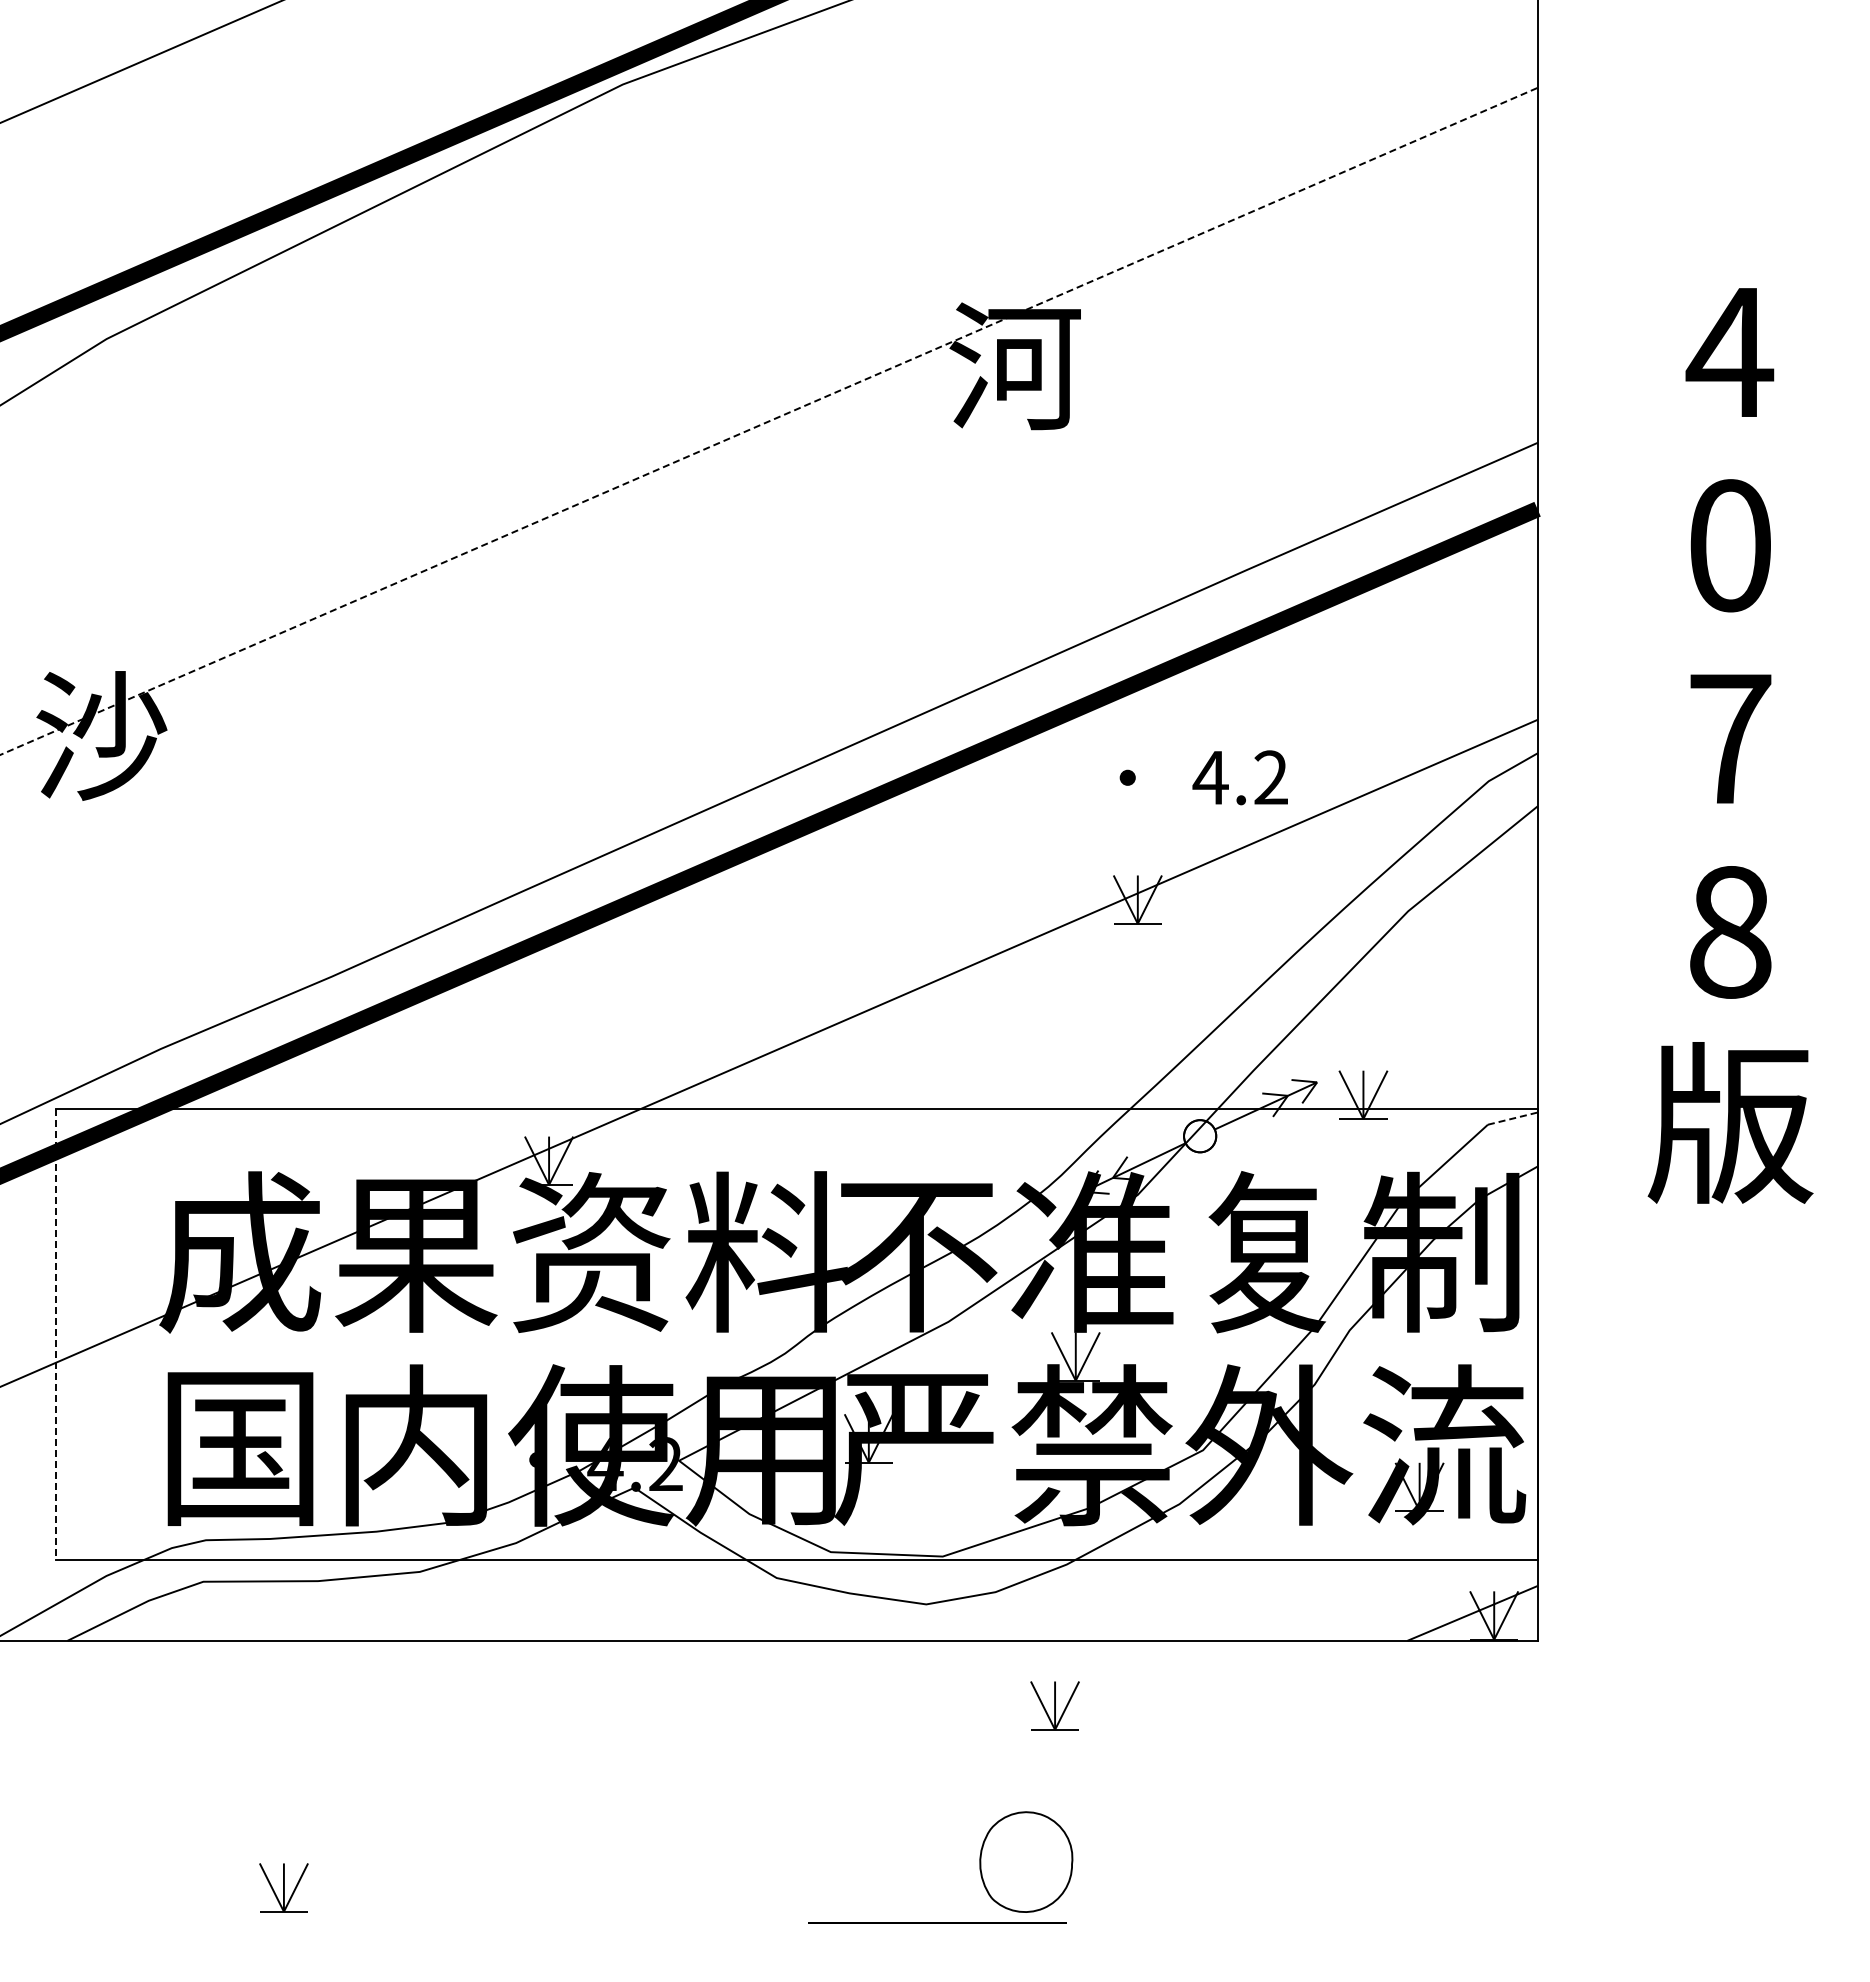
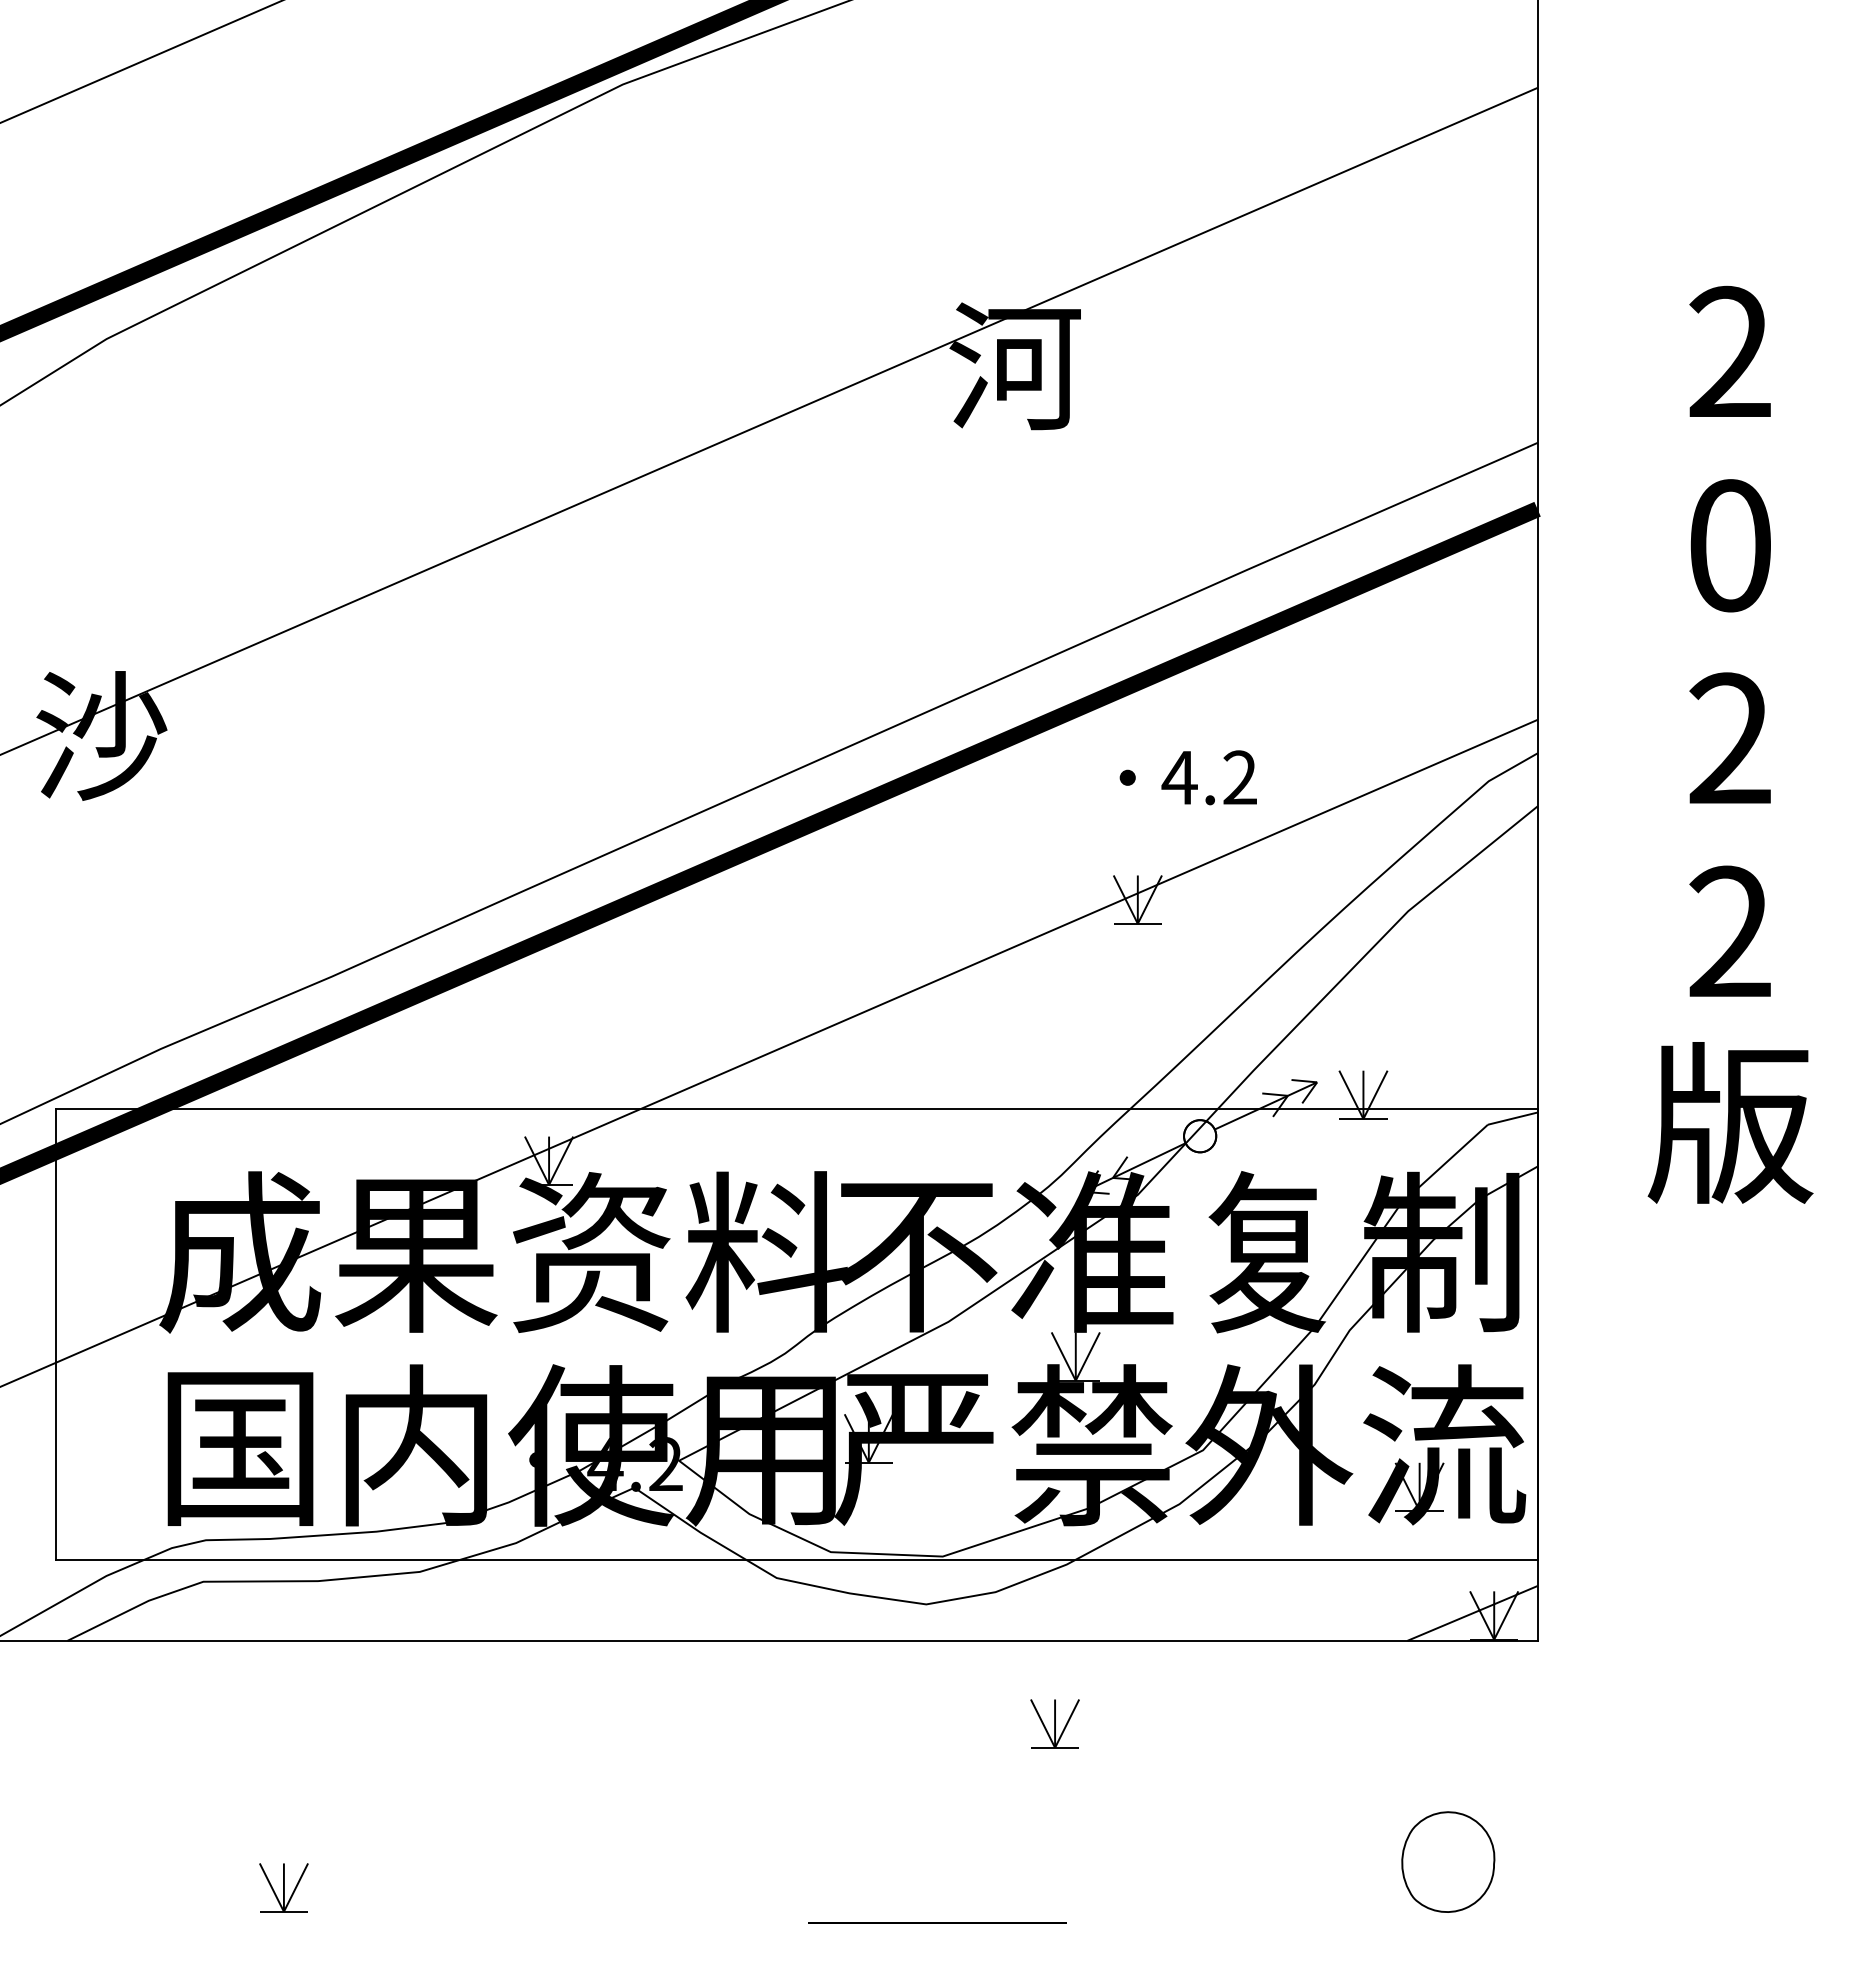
text: 4 -> 2 (1729, 350)
line: dashed -> solid (768, 421)
text: 7 -> 2 (1730, 737)
text position: (1239, 777) -> (1208, 777) (1208, 777)
text: 8 -> 2 (1730, 931)
line: dashed -> solid (1512, 1118)
line: dashed -> solid (56, 1335)
part position: (1054, 1705) -> (1054, 1723) (1054, 1723)
part position: (1026, 1861) -> (1448, 1861) (1448, 1861)
